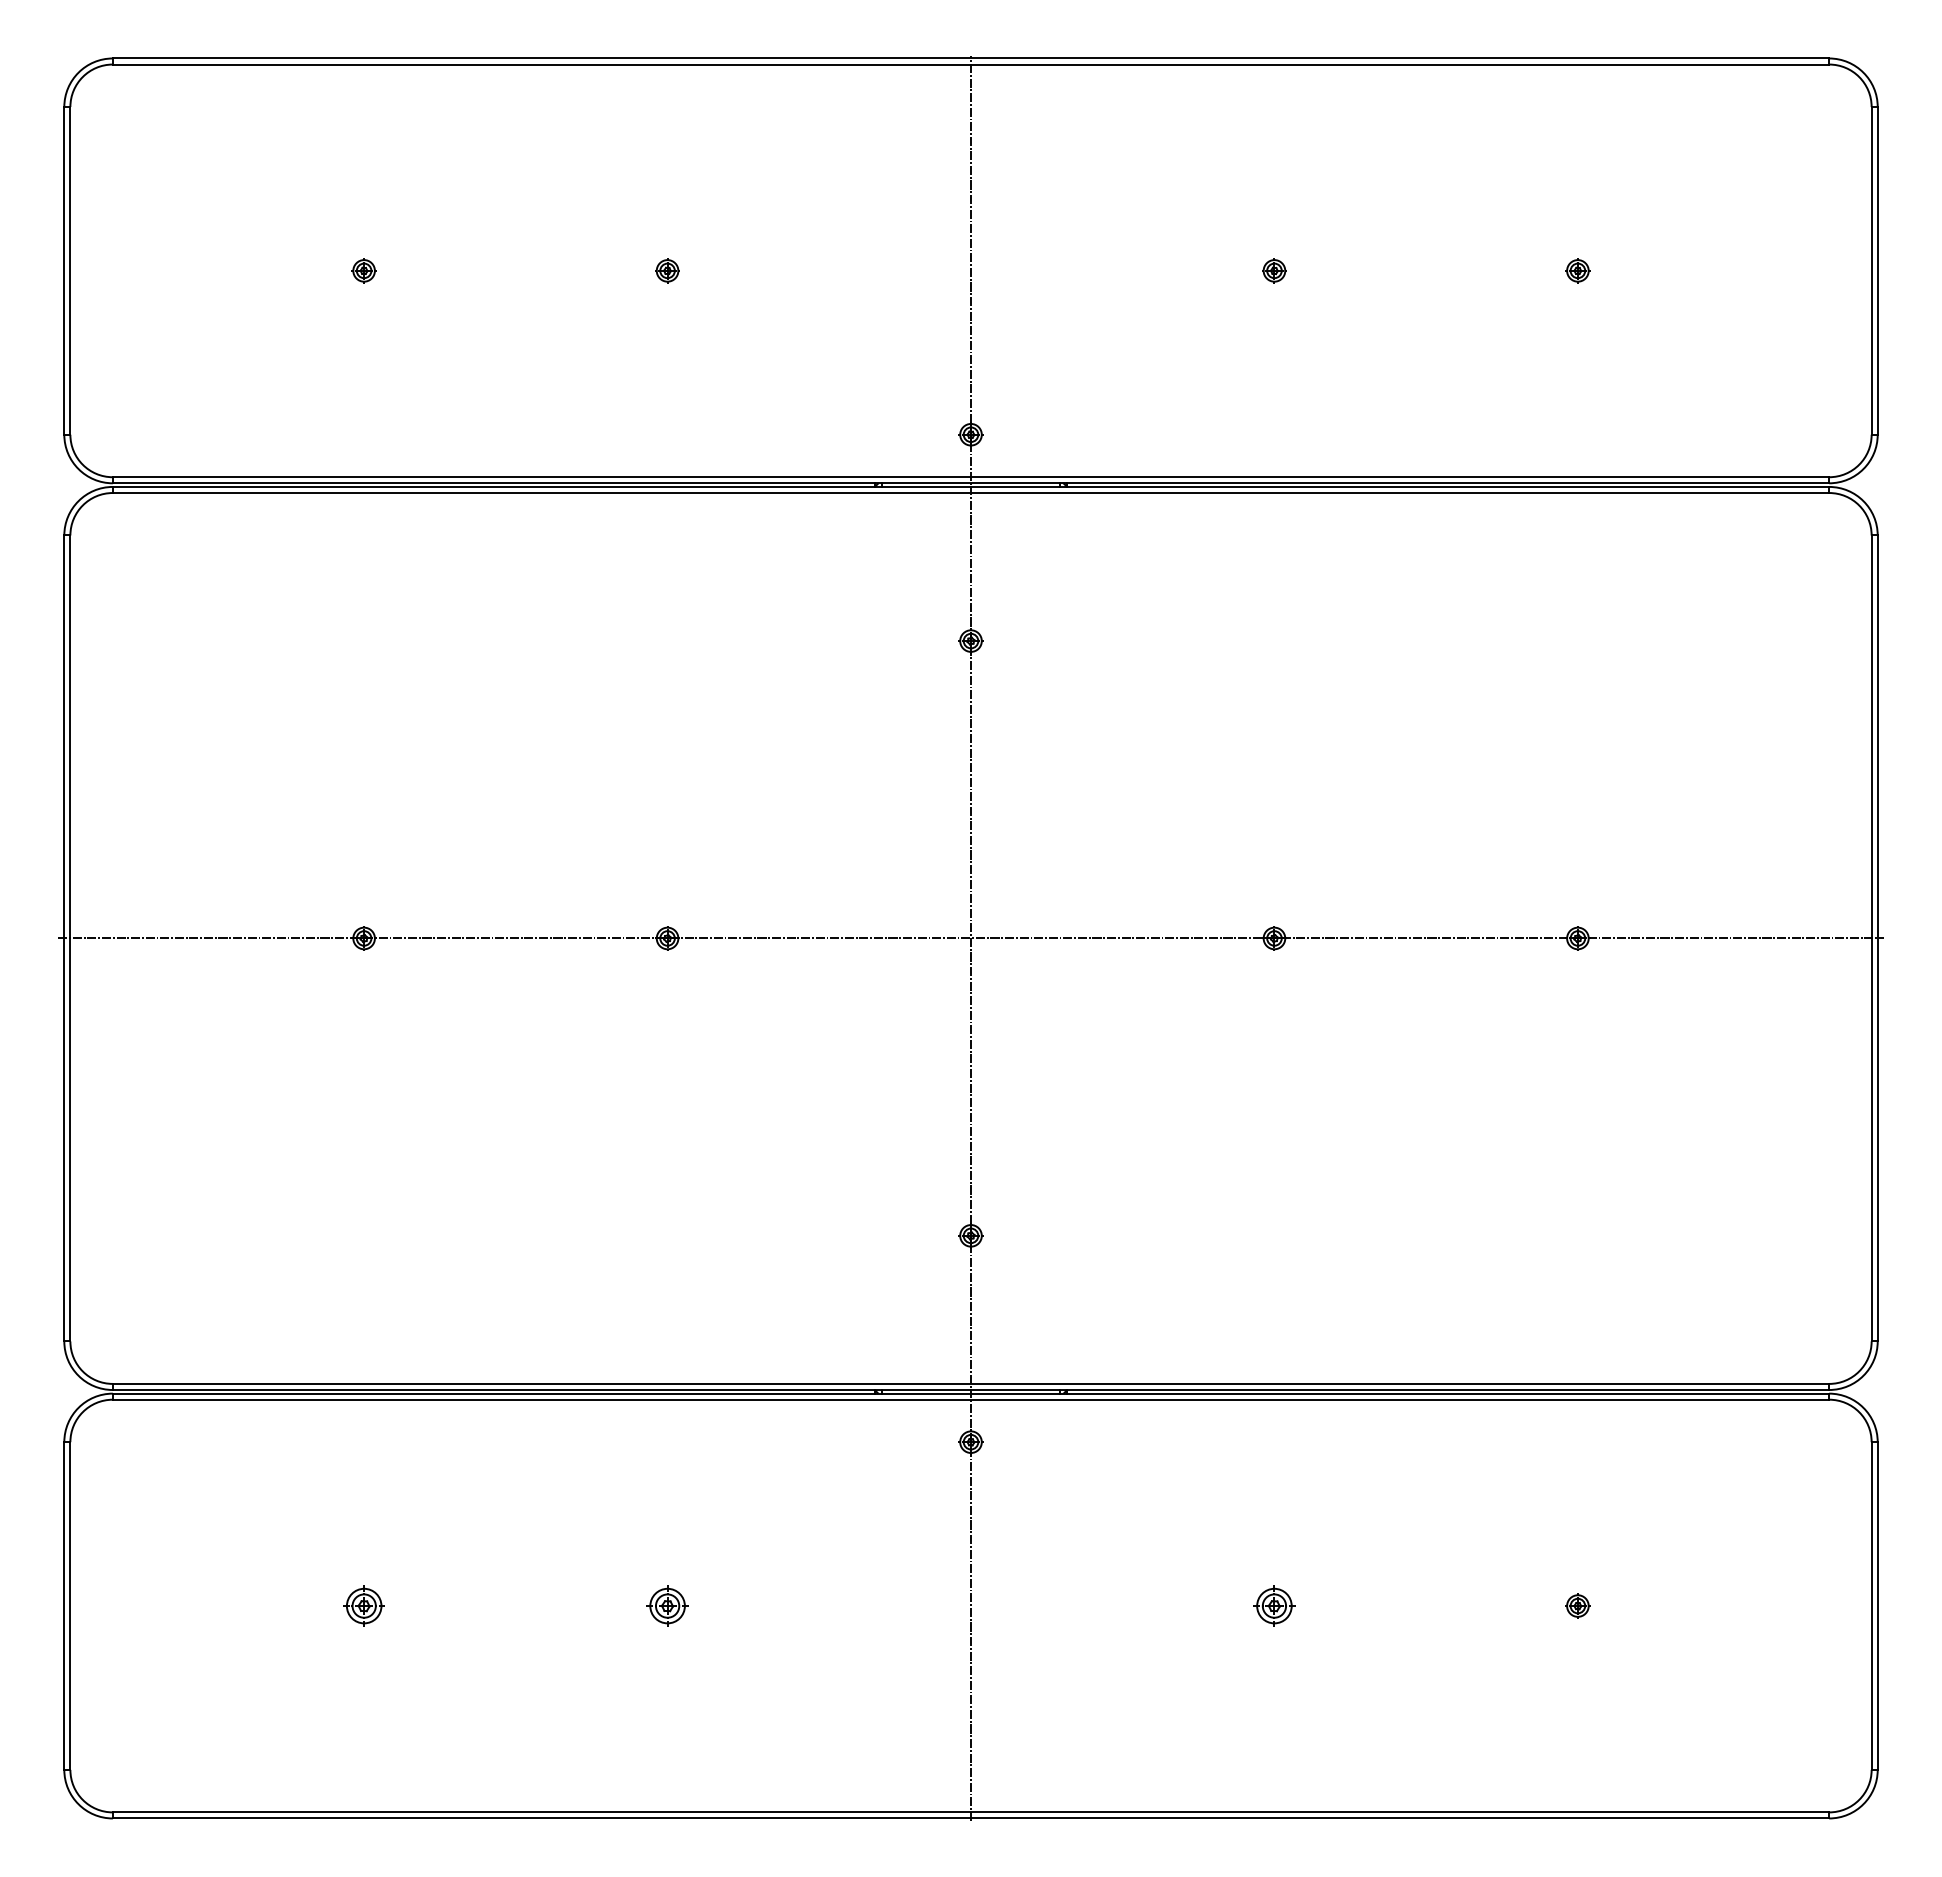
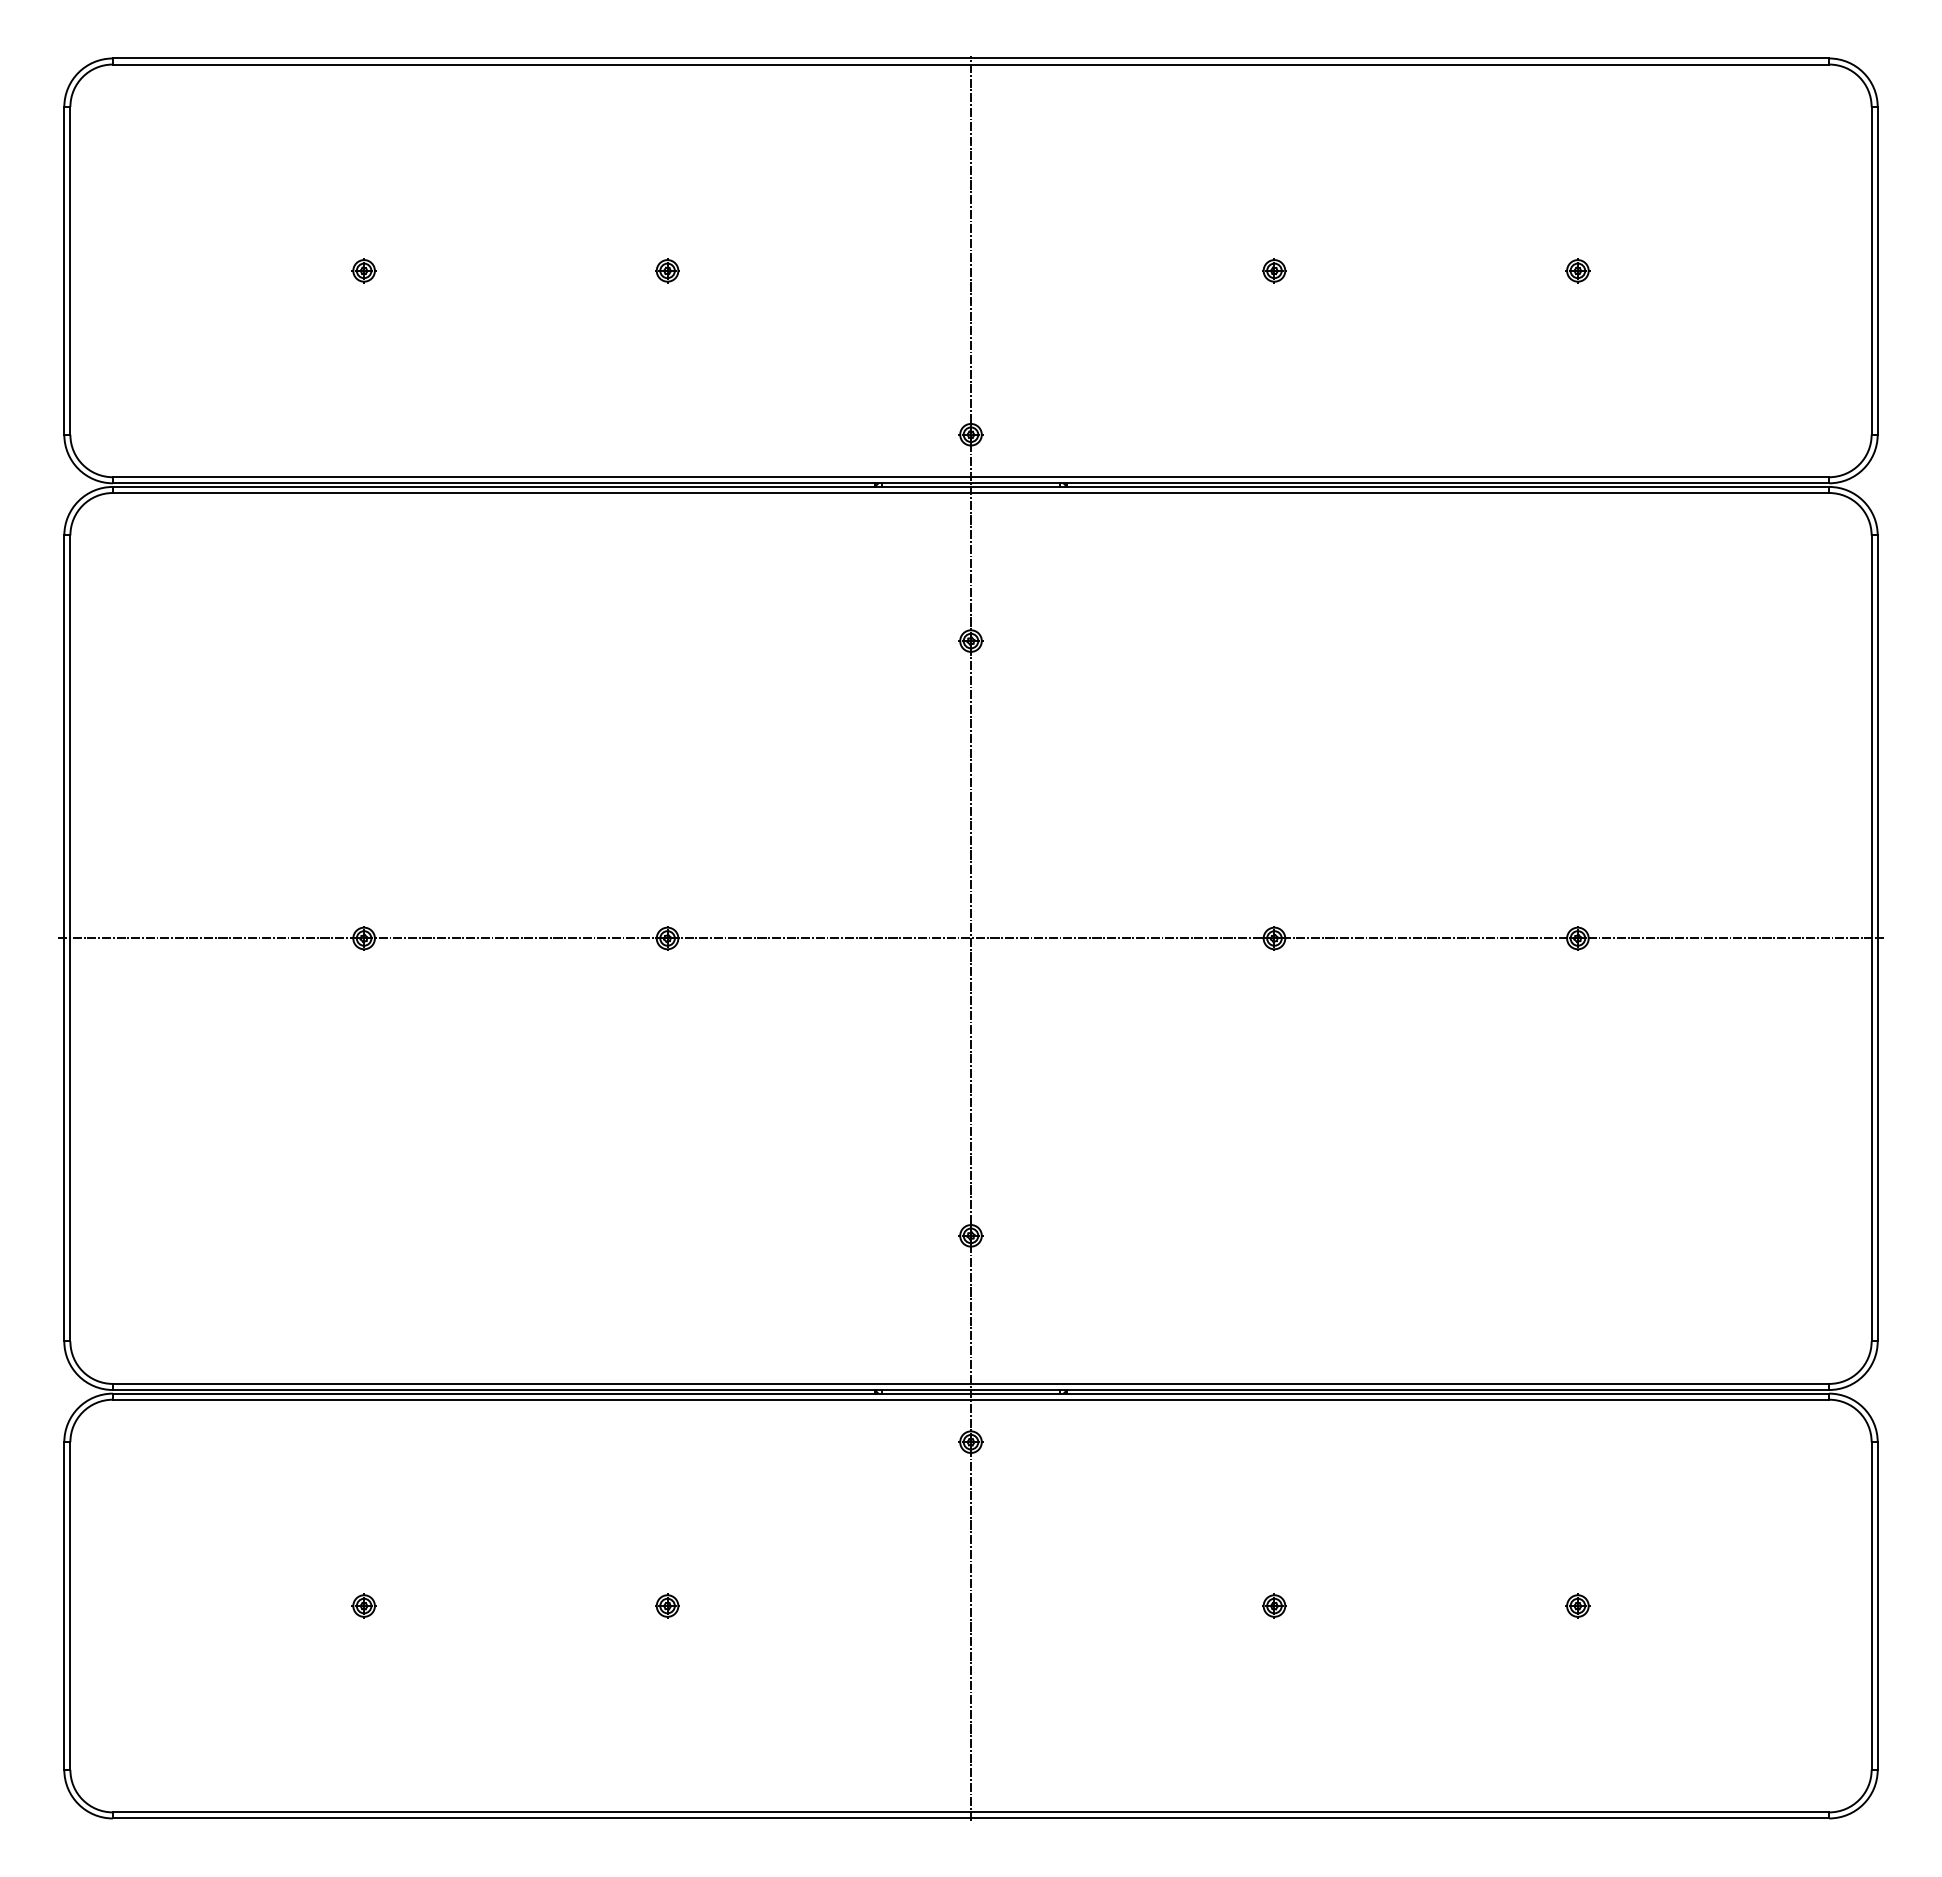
part size: 42x42 px -> 26x26 px (363, 1605)
part size: 43x42 px -> 25x26 px (667, 1605)
part size: 43x42 px -> 25x26 px (1274, 1605)
